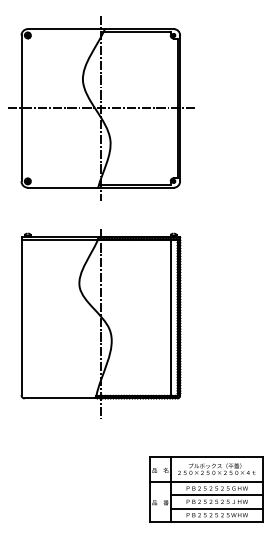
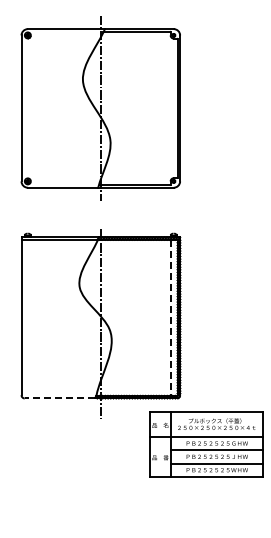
line: present -> none (102, 108)
line: solid -> dashed (170, 318)
line: solid -> dashed (59, 398)
part position: (206, 489) -> (206, 444) (206, 444)
